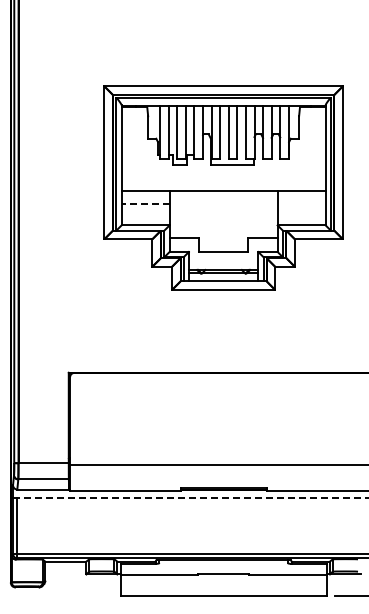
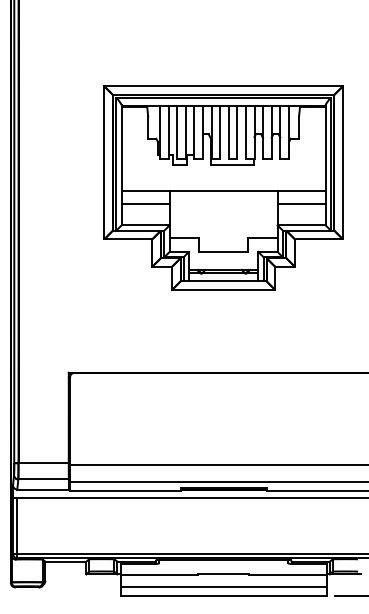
line: dashed -> solid (145, 203)
line: none -> present (301, 203)
line: none -> present (217, 481)
line: dashed -> solid (191, 498)
line: none -> present (223, 586)
